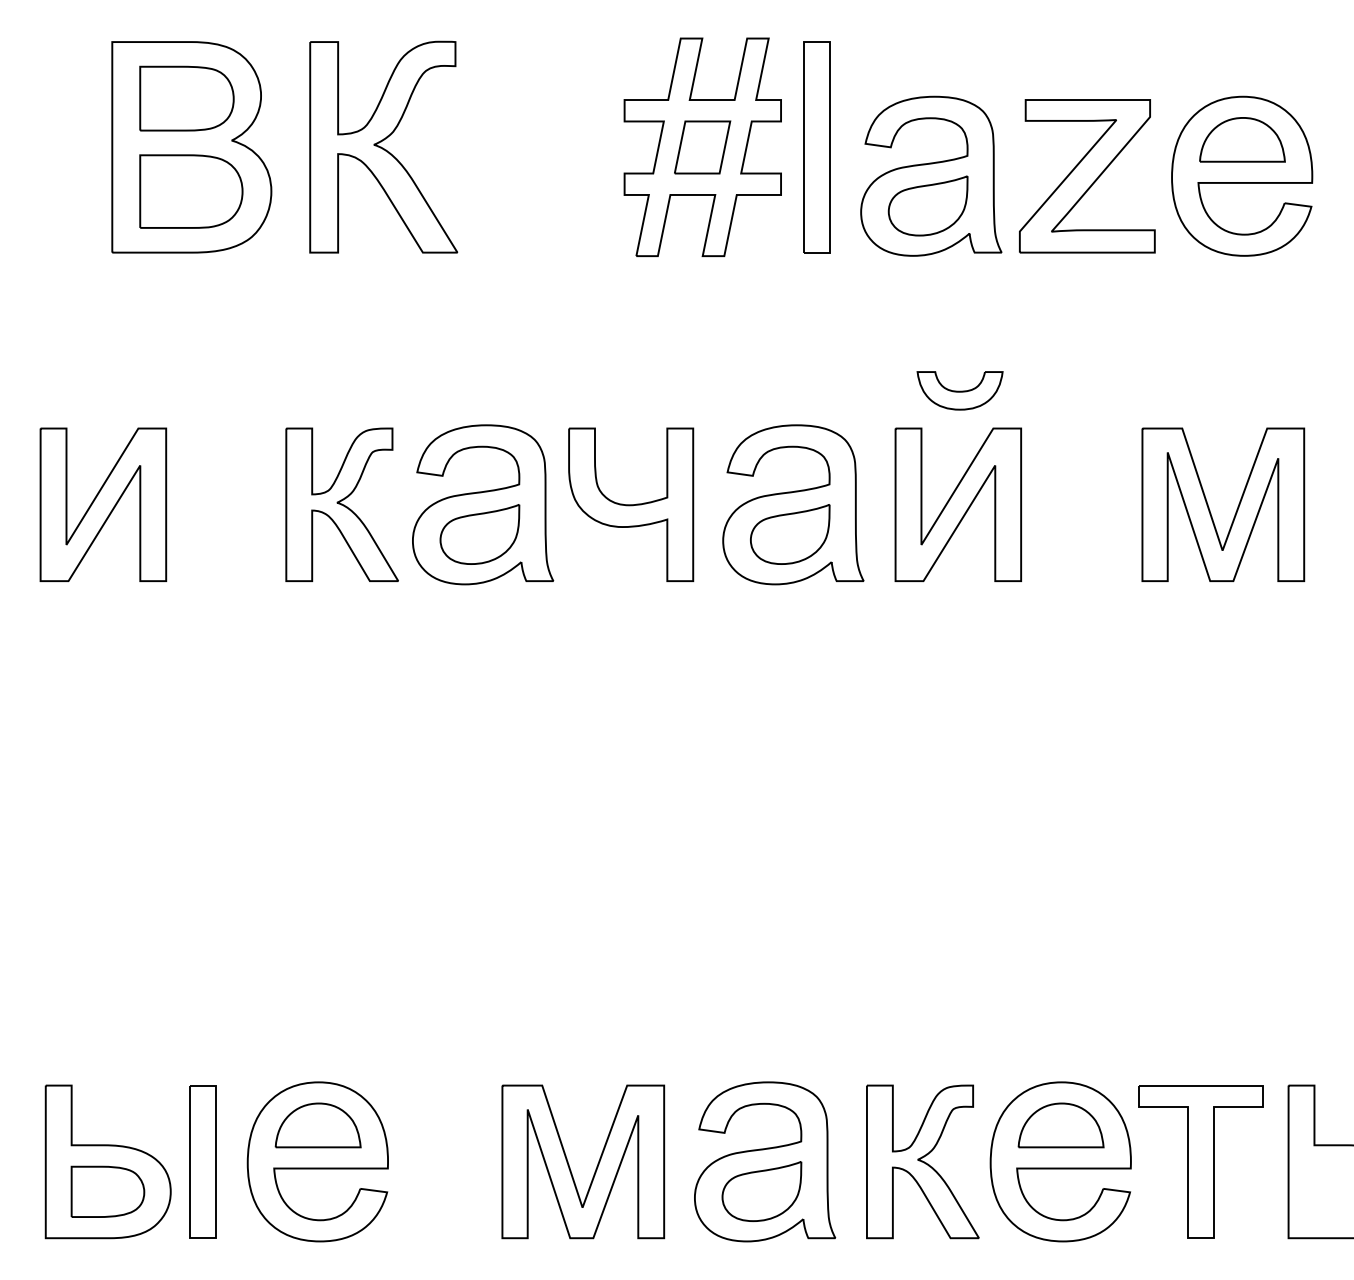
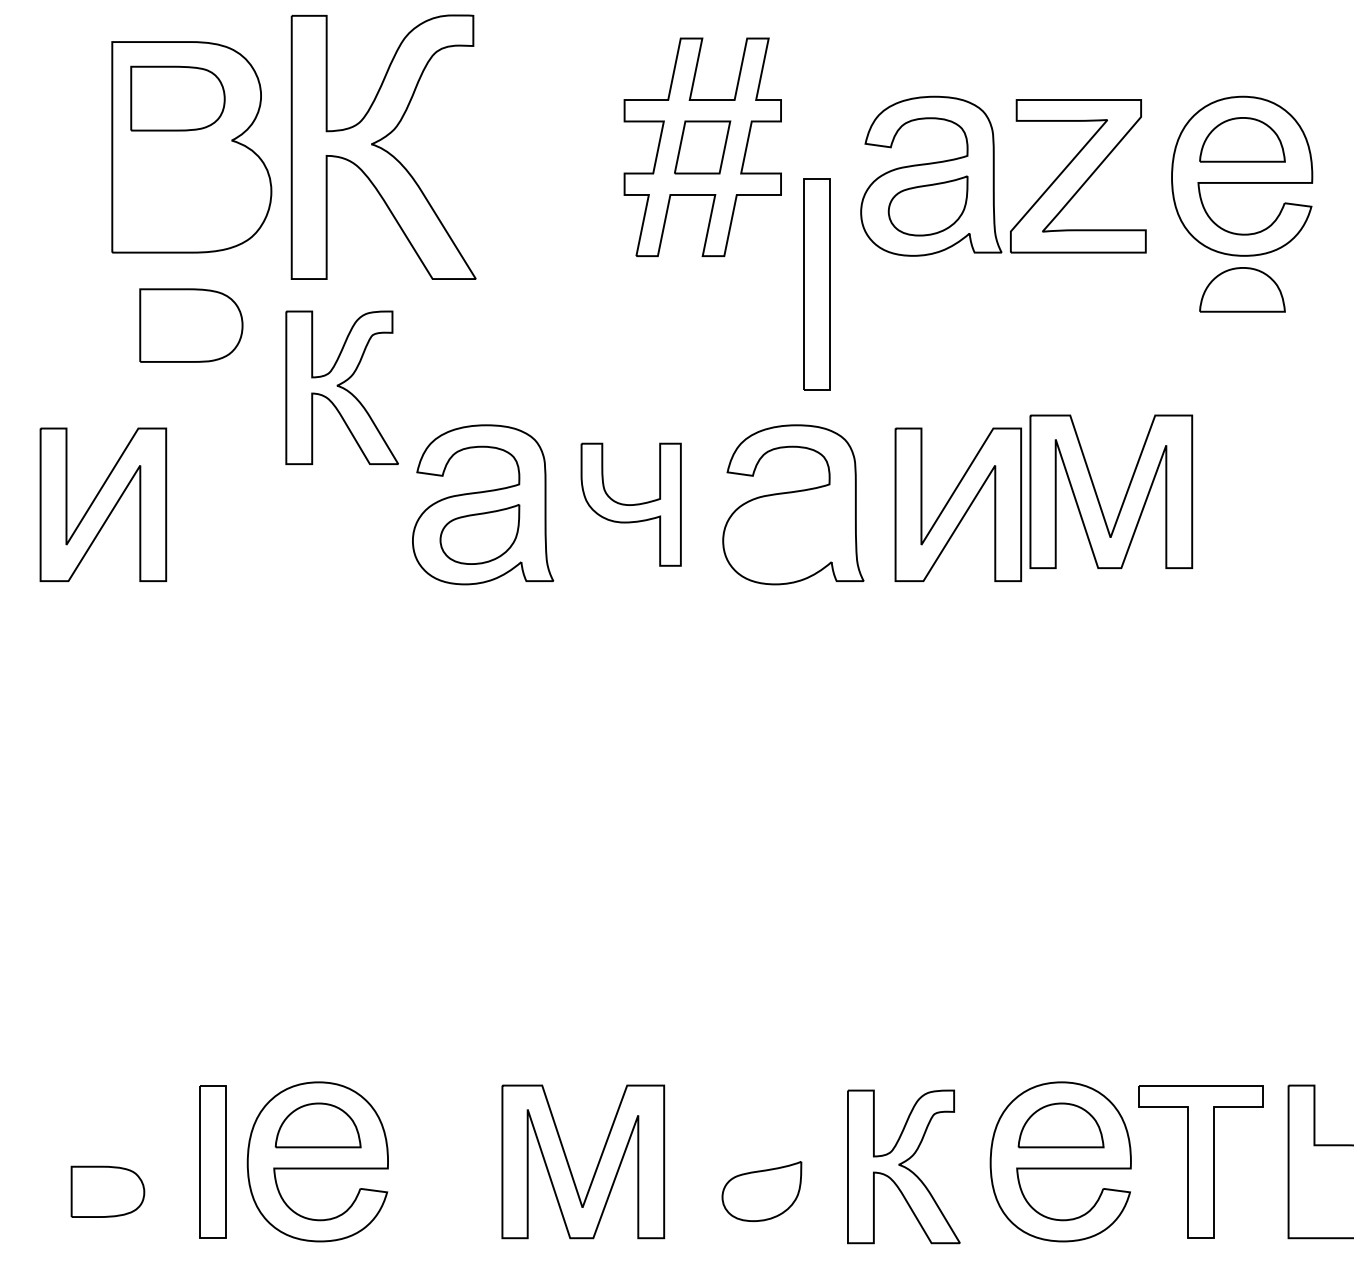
part position: (186, 98) -> (177, 98) (177, 98)
part size: 150x214 px -> 187x266 px (383, 146)
part position: (816, 147) -> (816, 284) (816, 284)
part position: (1087, 176) -> (1078, 176) (1078, 176)
part position: (191, 191) -> (191, 325) (191, 325)
part: none -> present (1242, 289)
part: present -> none (959, 390)
part position: (341, 504) -> (341, 387) (341, 387)
part size: 127x155 px -> 102x125 px (630, 504)
part position: (1236, 509) -> (1124, 496) (1124, 496)
part: present -> none (790, 534)
part: present -> none (107, 1161)
part position: (202, 1161) -> (212, 1161) (212, 1161)
part: present -> none (765, 1161)
part position: (922, 1161) -> (903, 1166) (903, 1166)
